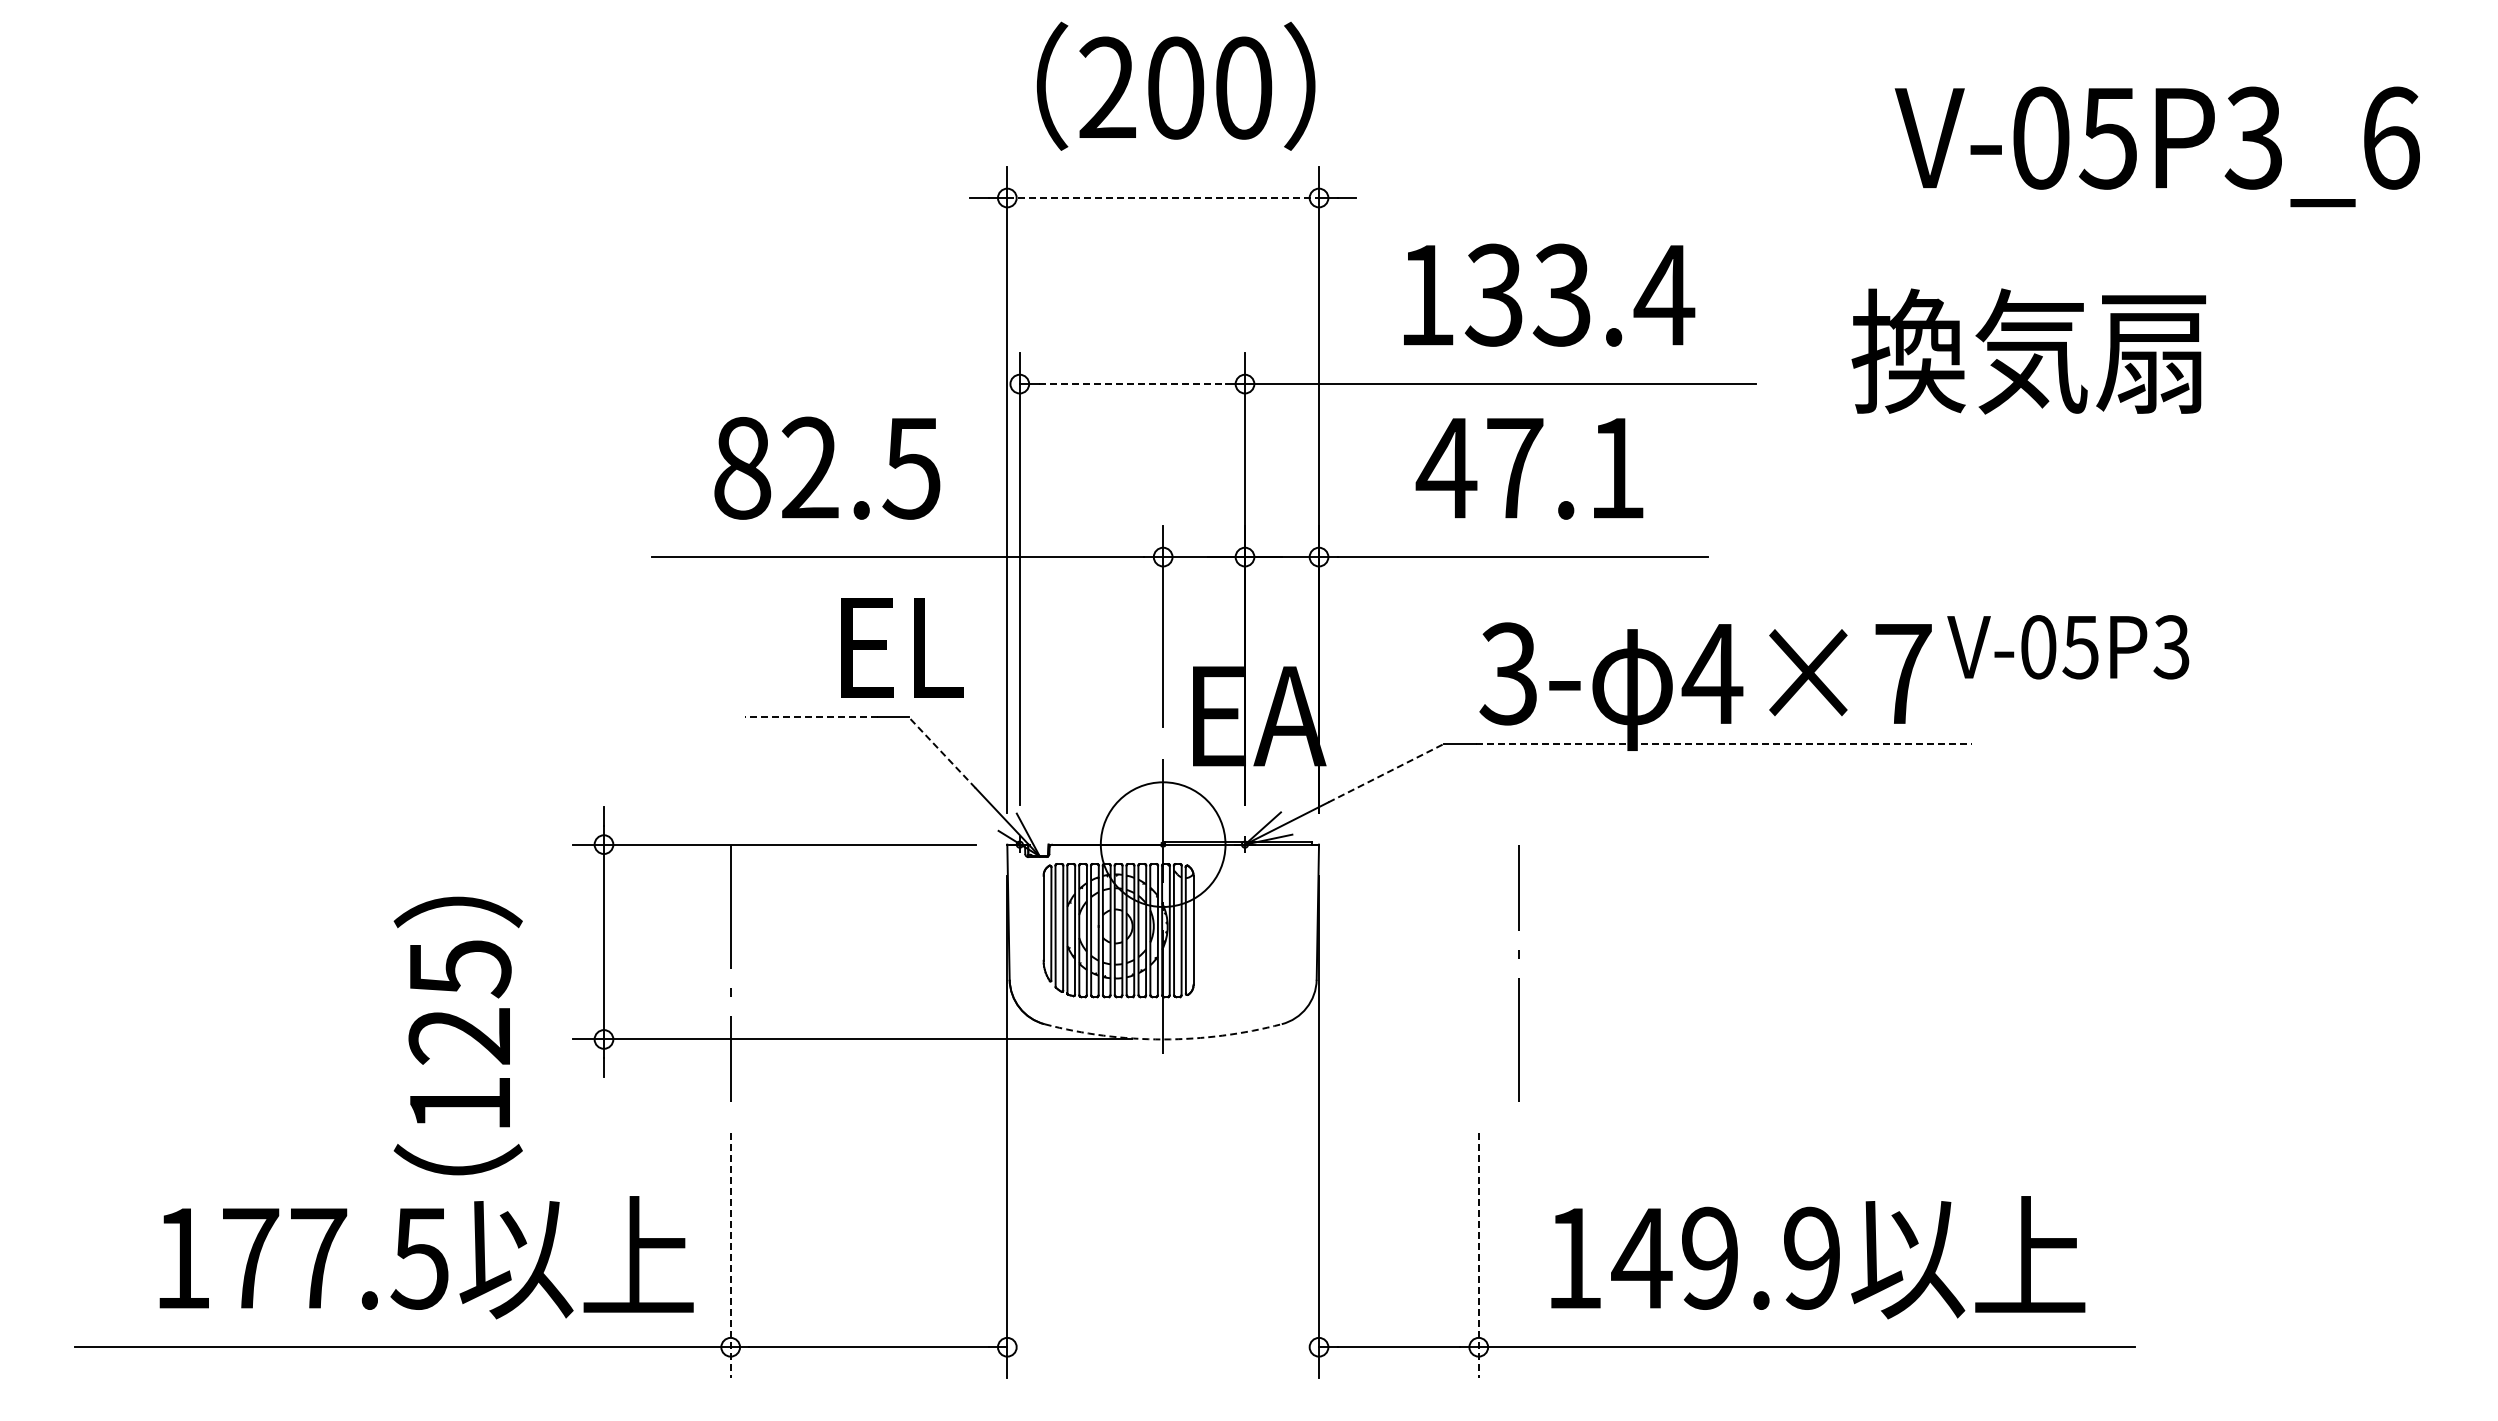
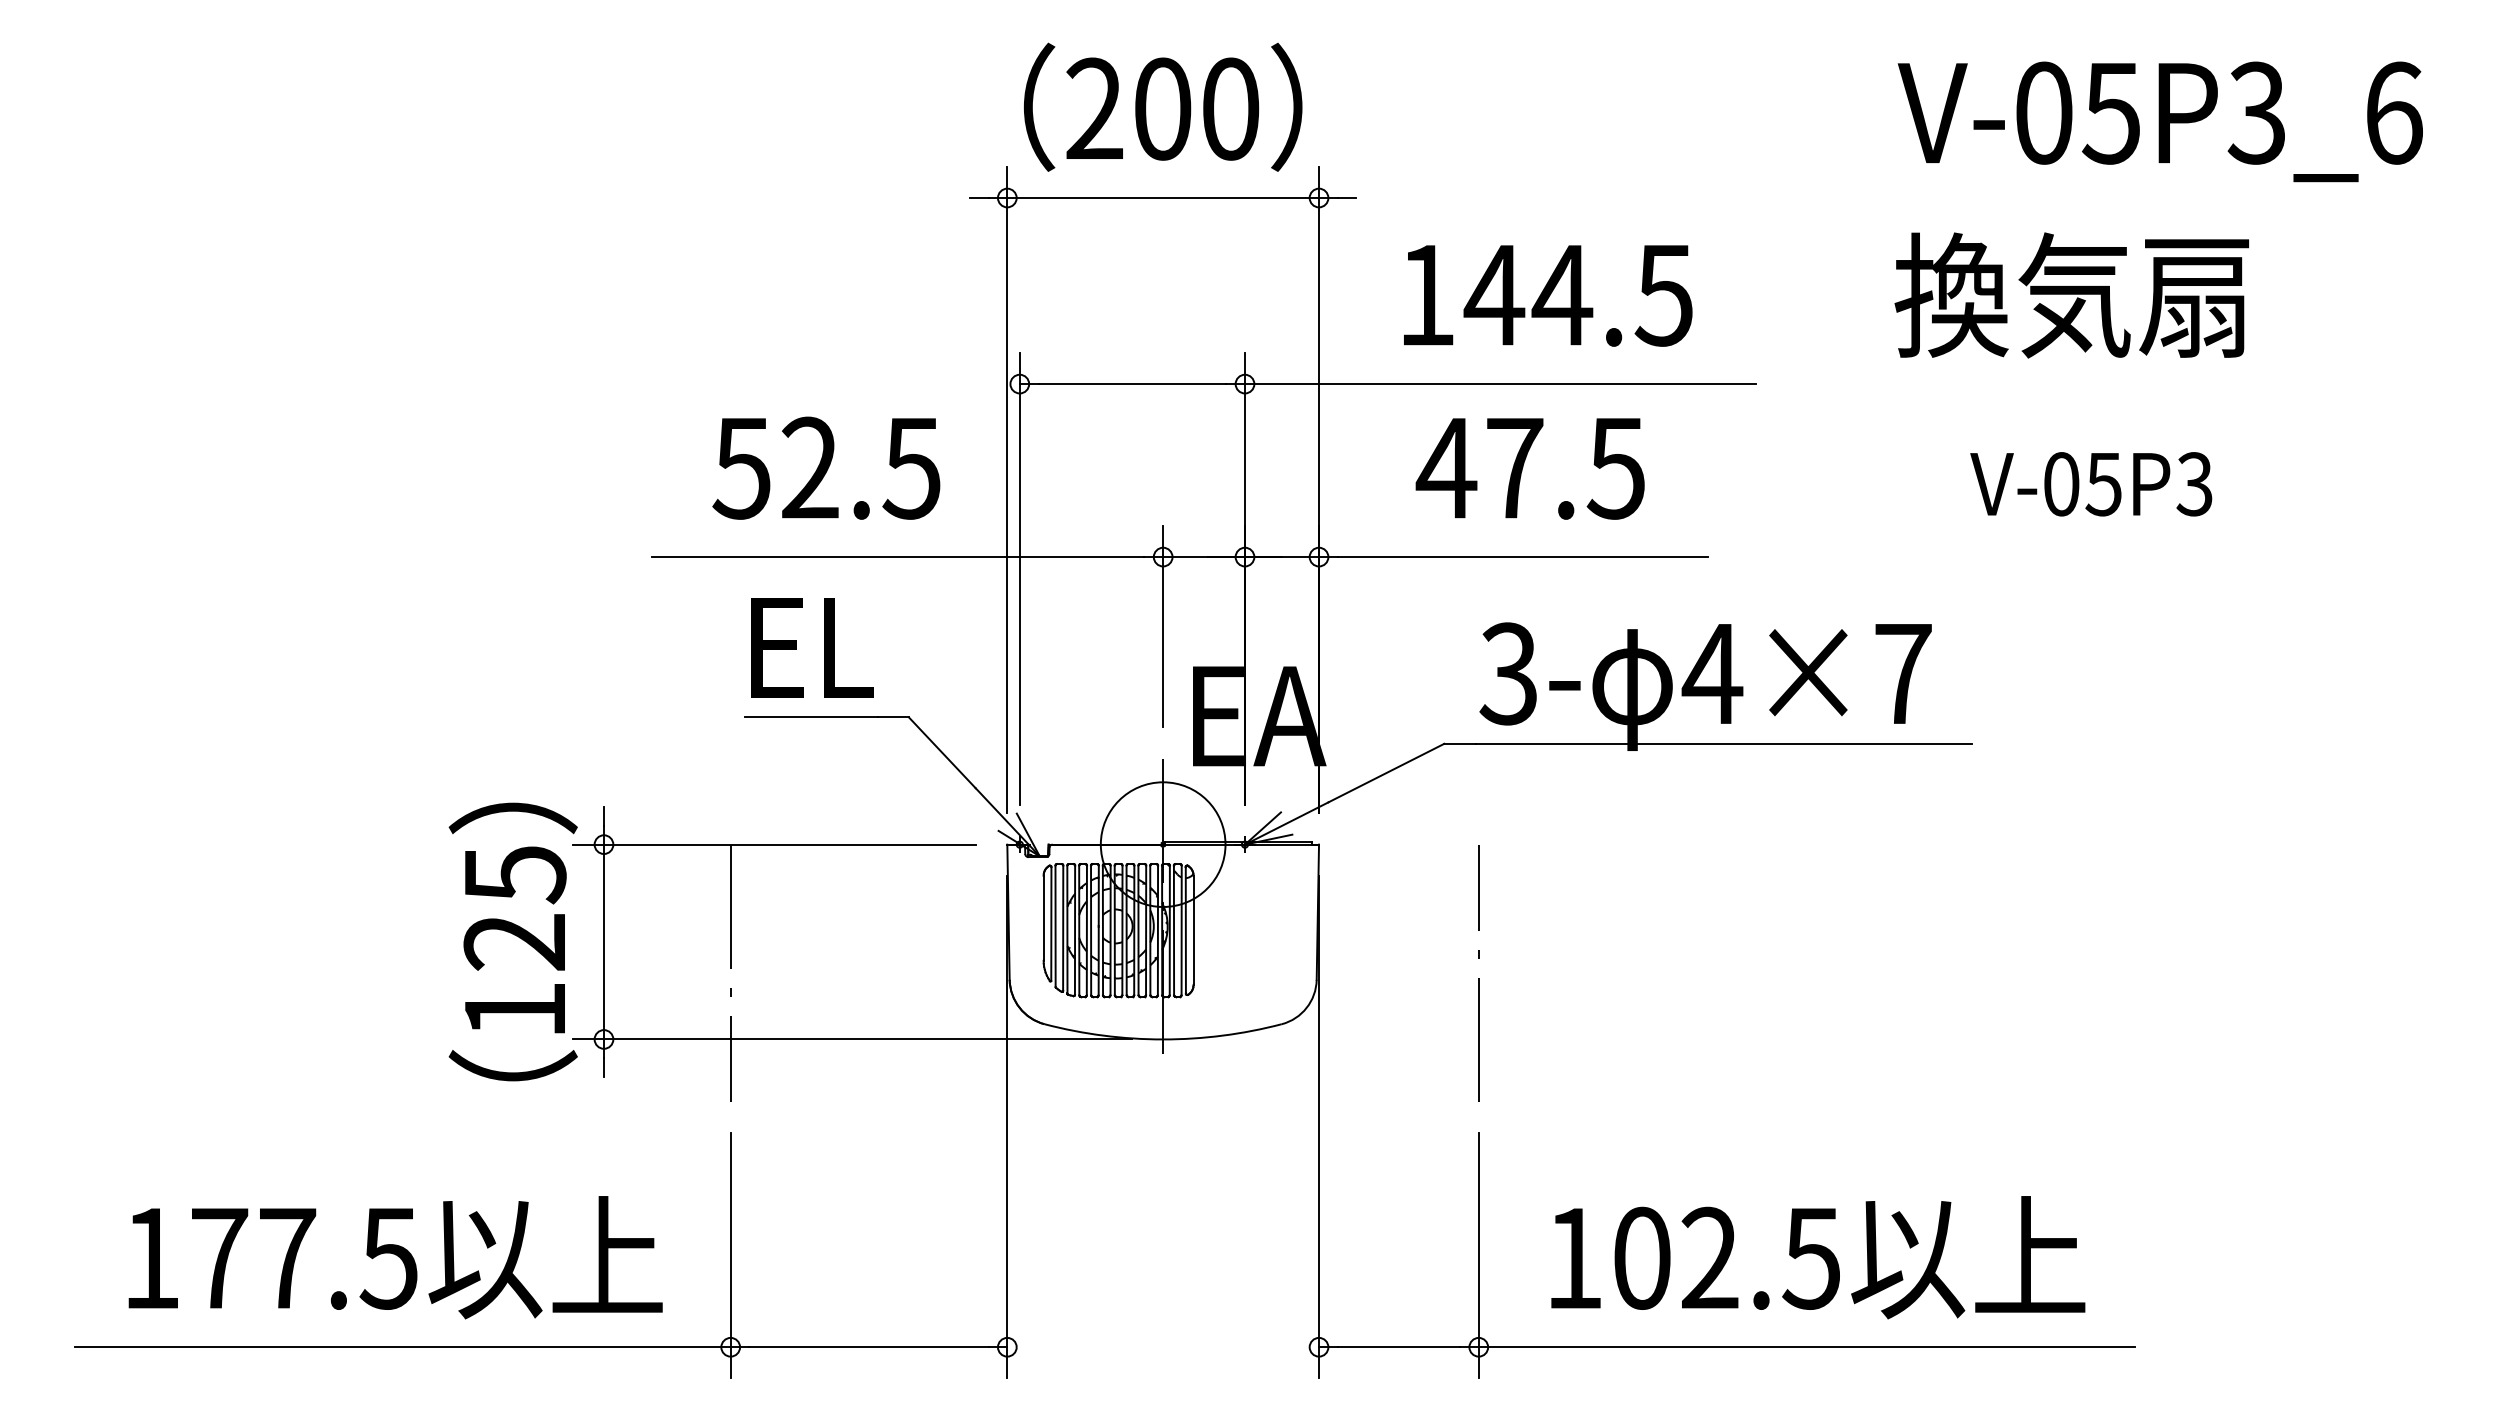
text position: (1176, 85) -> (1163, 106) (1163, 106)
text position: (2156, 146) -> (2159, 121) (2159, 121)
line: dashed -> solid (1163, 198)
text: 133.4 -> 144.5 (1579, 294)
text position: (2028, 351) -> (2071, 295) (2071, 295)
line: dashed -> solid (1132, 384)
text: 82.5 -> 52.5 (741, 467)
text: 47.1 -> 47.5 (1615, 468)
text position: (902, 647) -> (812, 647) (812, 647)
text position: (2068, 647) -> (2091, 484) (2091, 484)
line: dashed -> solid (811, 717)
line: dashed -> solid (1724, 743)
line: dashed -> solid (942, 752)
line: dashed -> solid (1386, 773)
line position: (1518, 978) -> (1478, 978) (1478, 978)
text position: (457, 1035) -> (512, 941) (512, 941)
arc: dashed -> solid (1163, 1039)
line: dashed -> solid (730, 1256)
line: dashed -> solid (1478, 1256)
text position: (426, 1257) -> (395, 1257) (395, 1257)
text: 149.9 -> 102.5 (1725, 1257)
